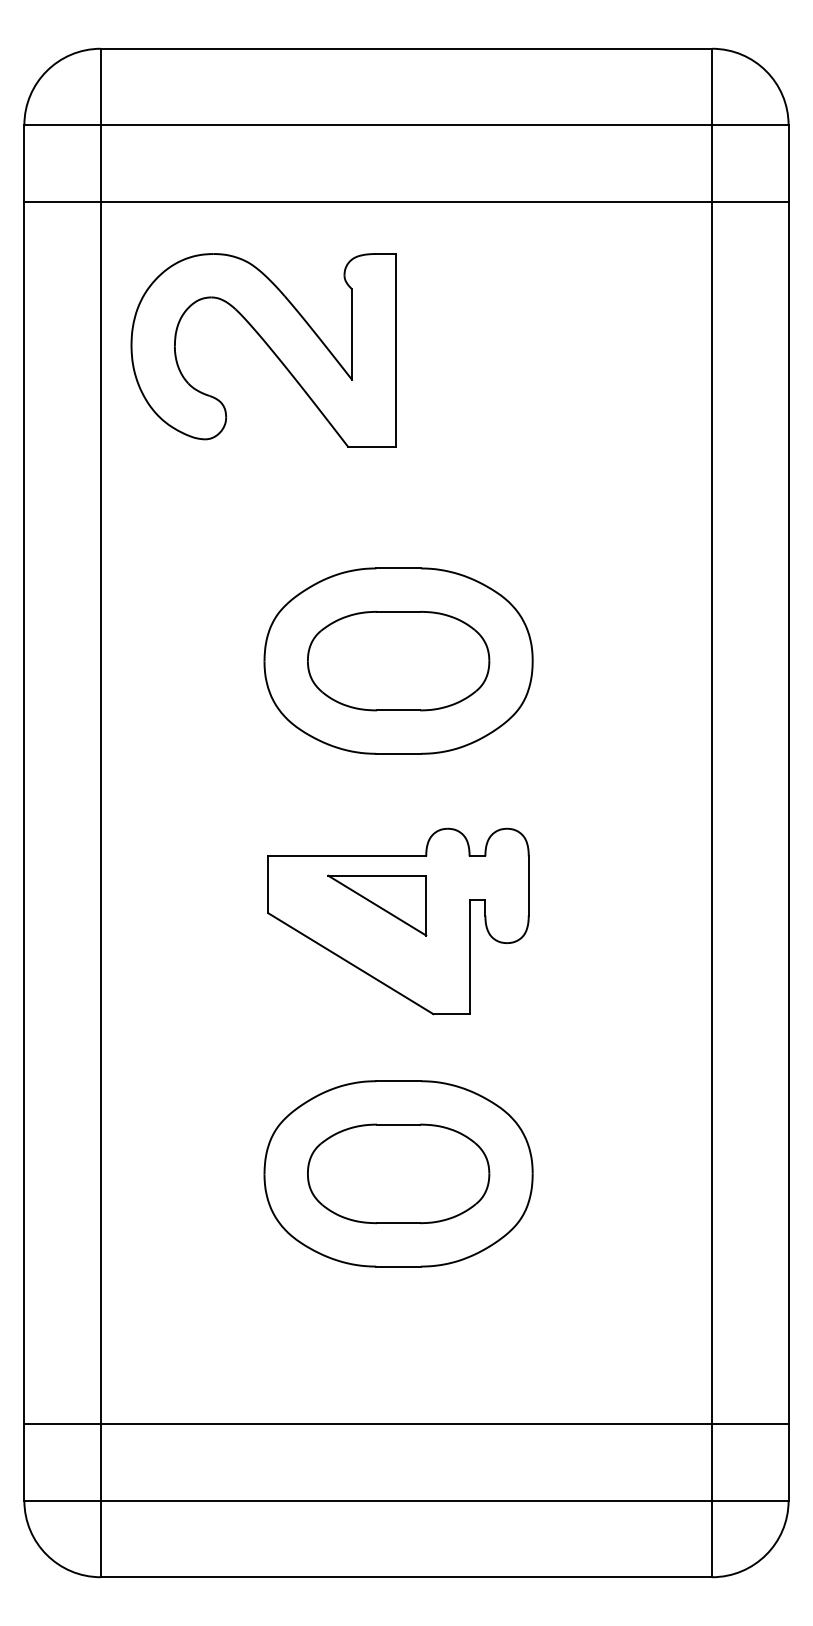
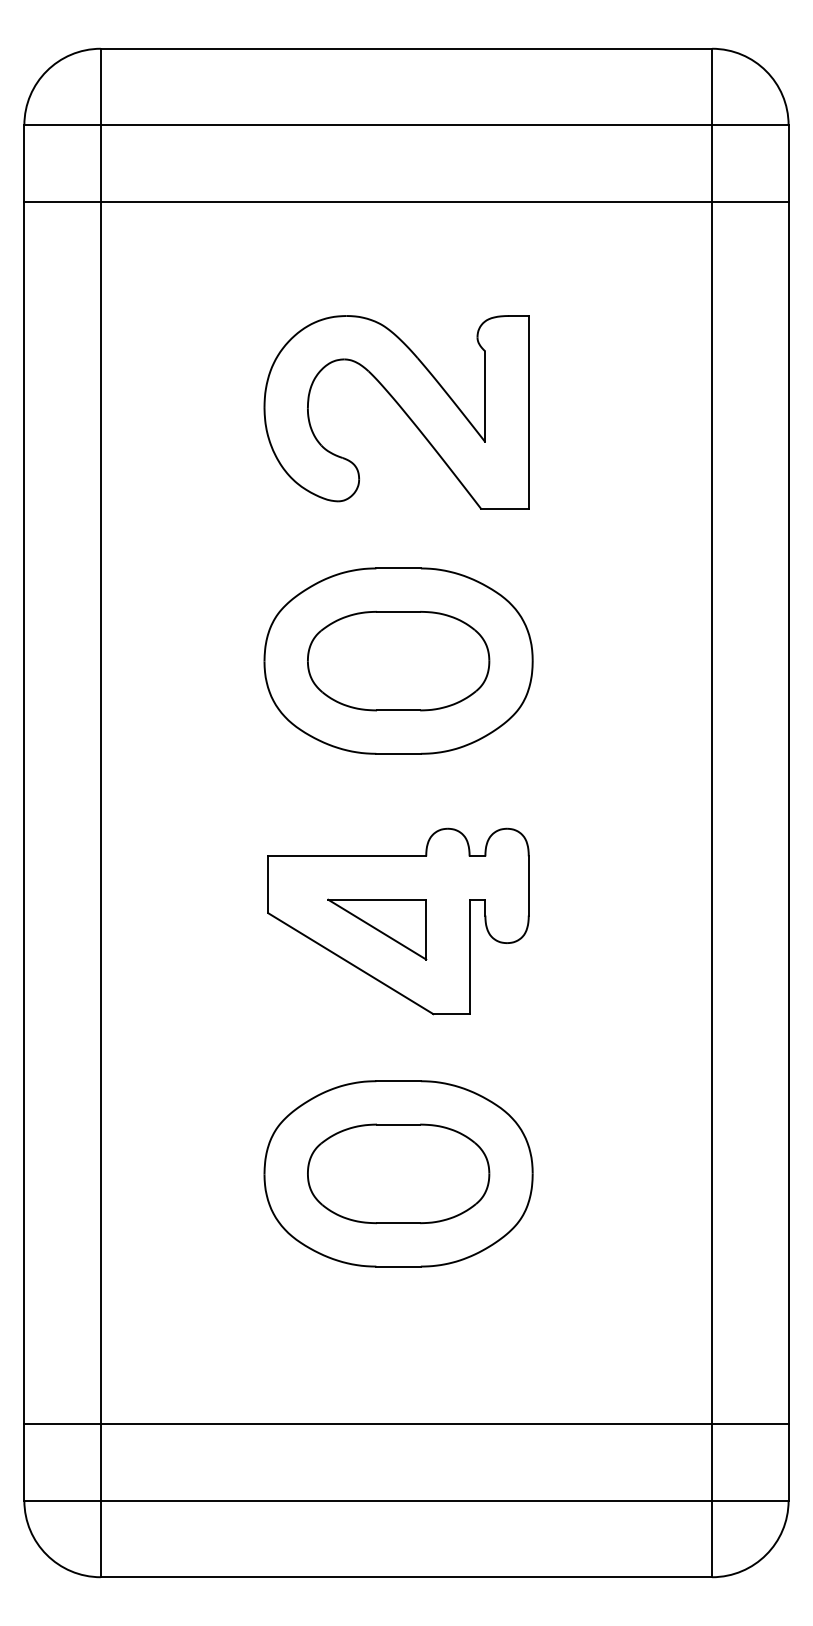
part position: (263, 350) -> (396, 412) (396, 412)
part position: (377, 905) -> (377, 929) (377, 929)
